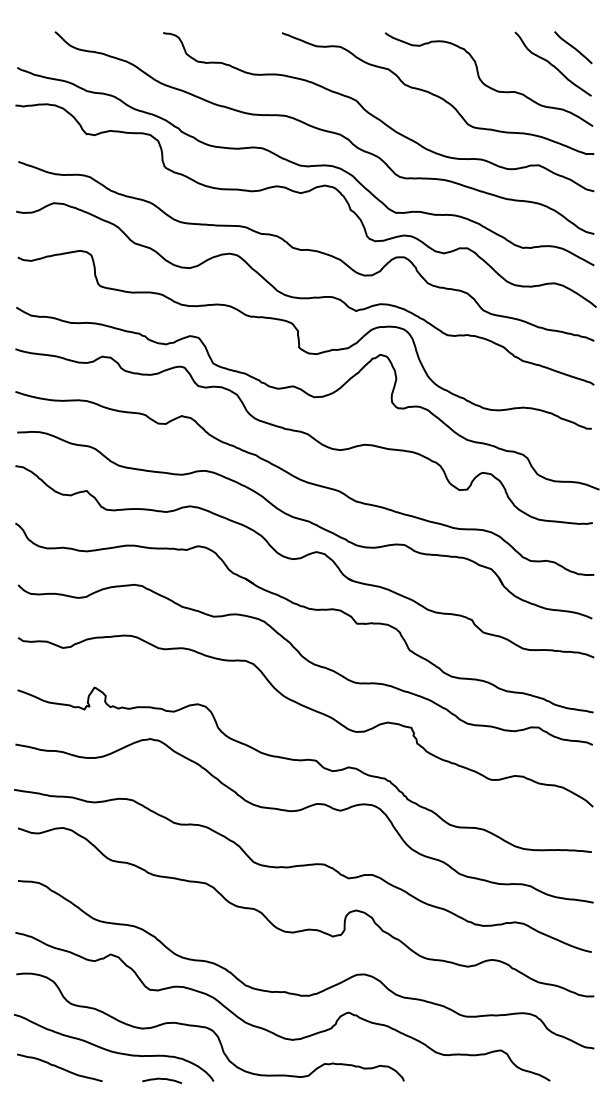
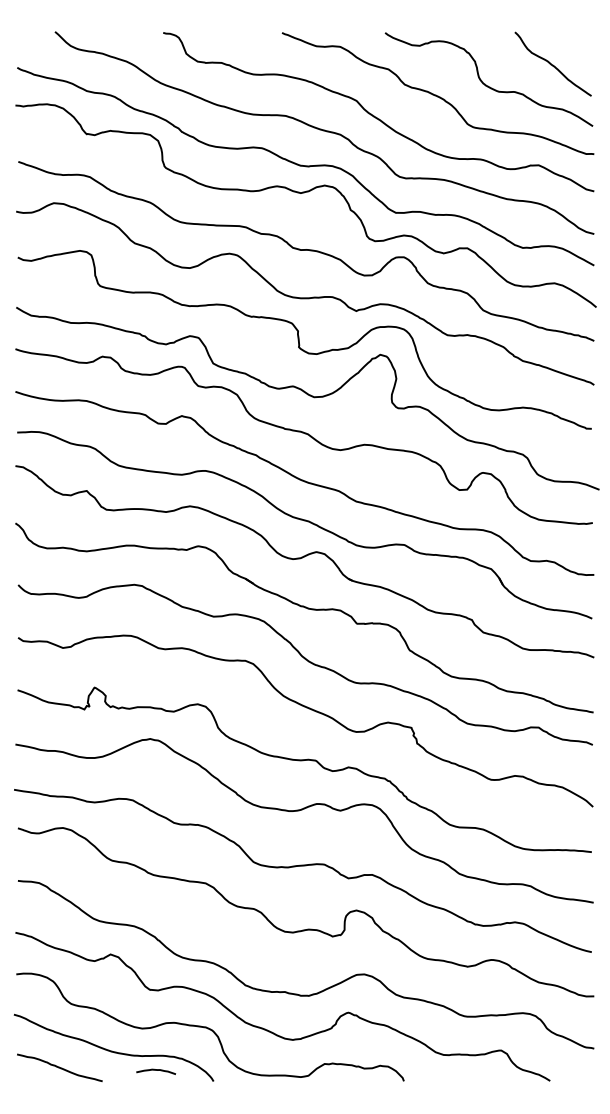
line: present -> none (573, 47)
curve position: (161, 1079) -> (155, 1070) (155, 1070)
